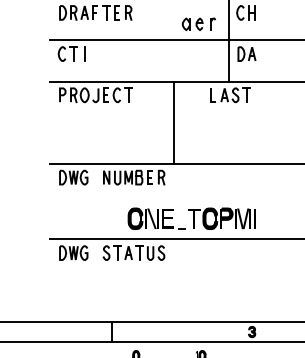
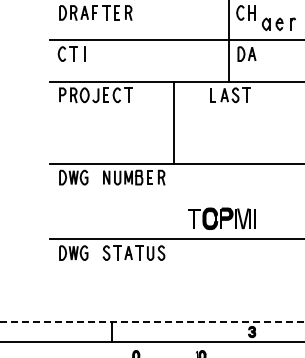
part position: (198, 24) -> (278, 24) (278, 24)
part: present -> none (156, 218)
line: solid -> dashed (152, 321)
